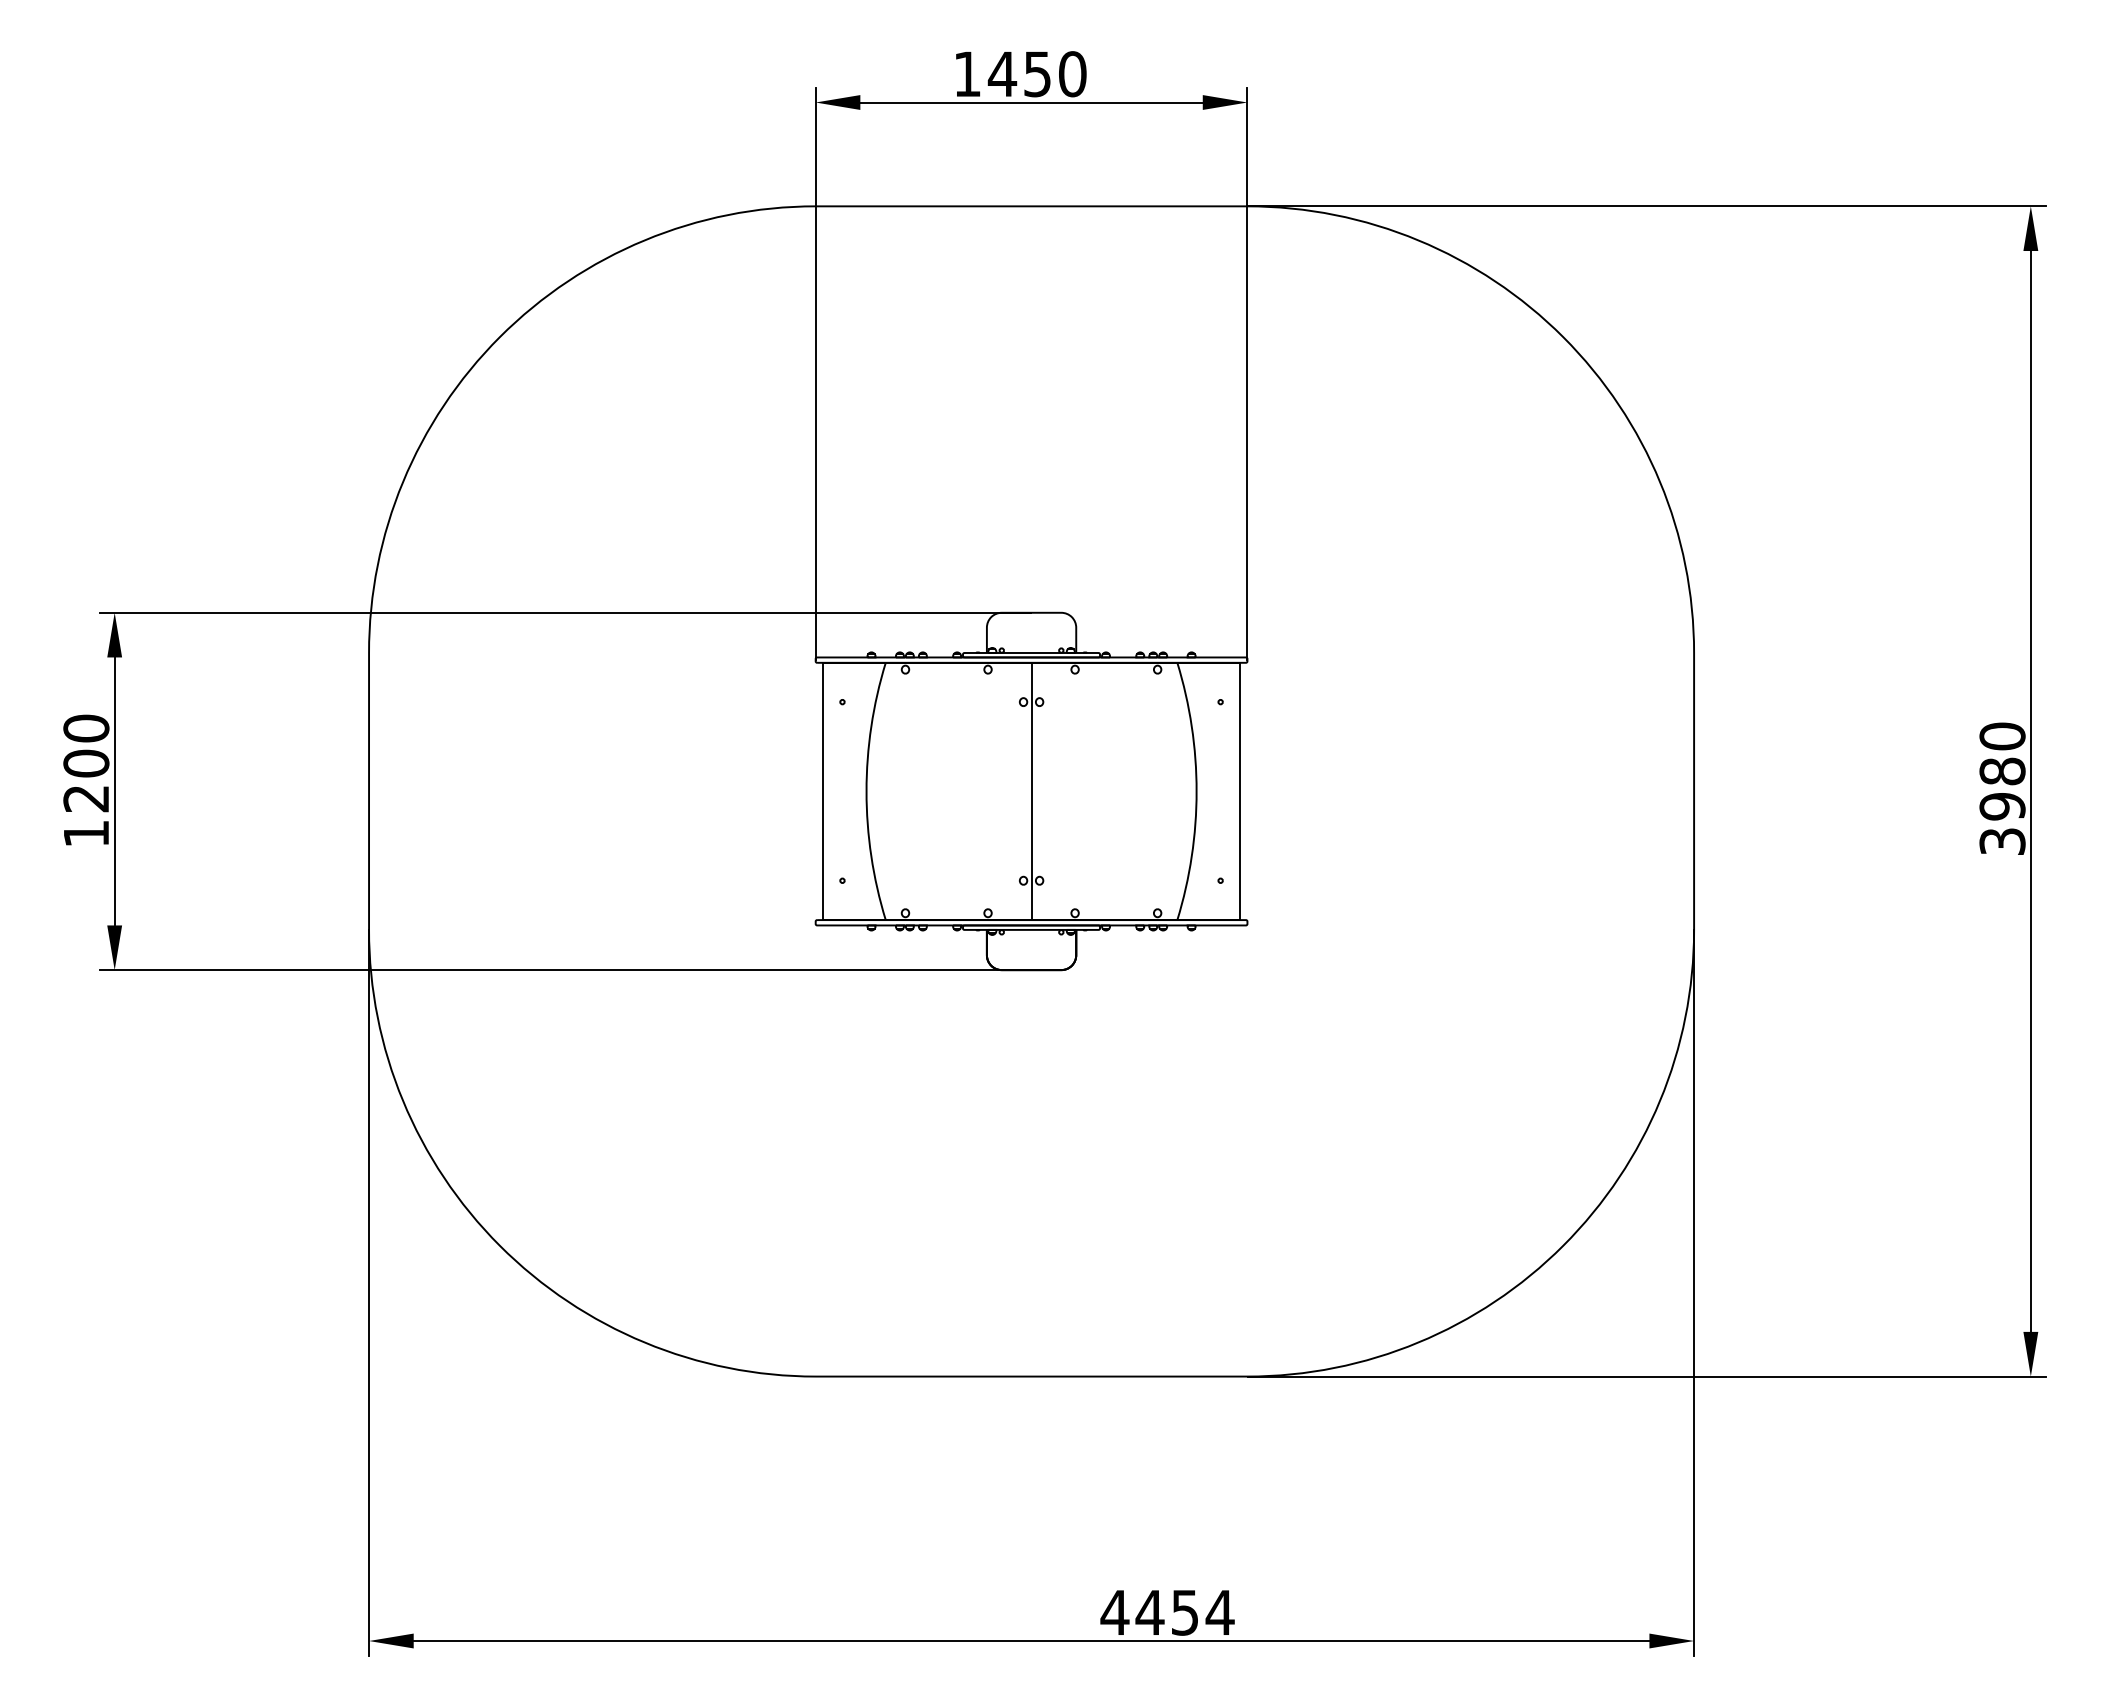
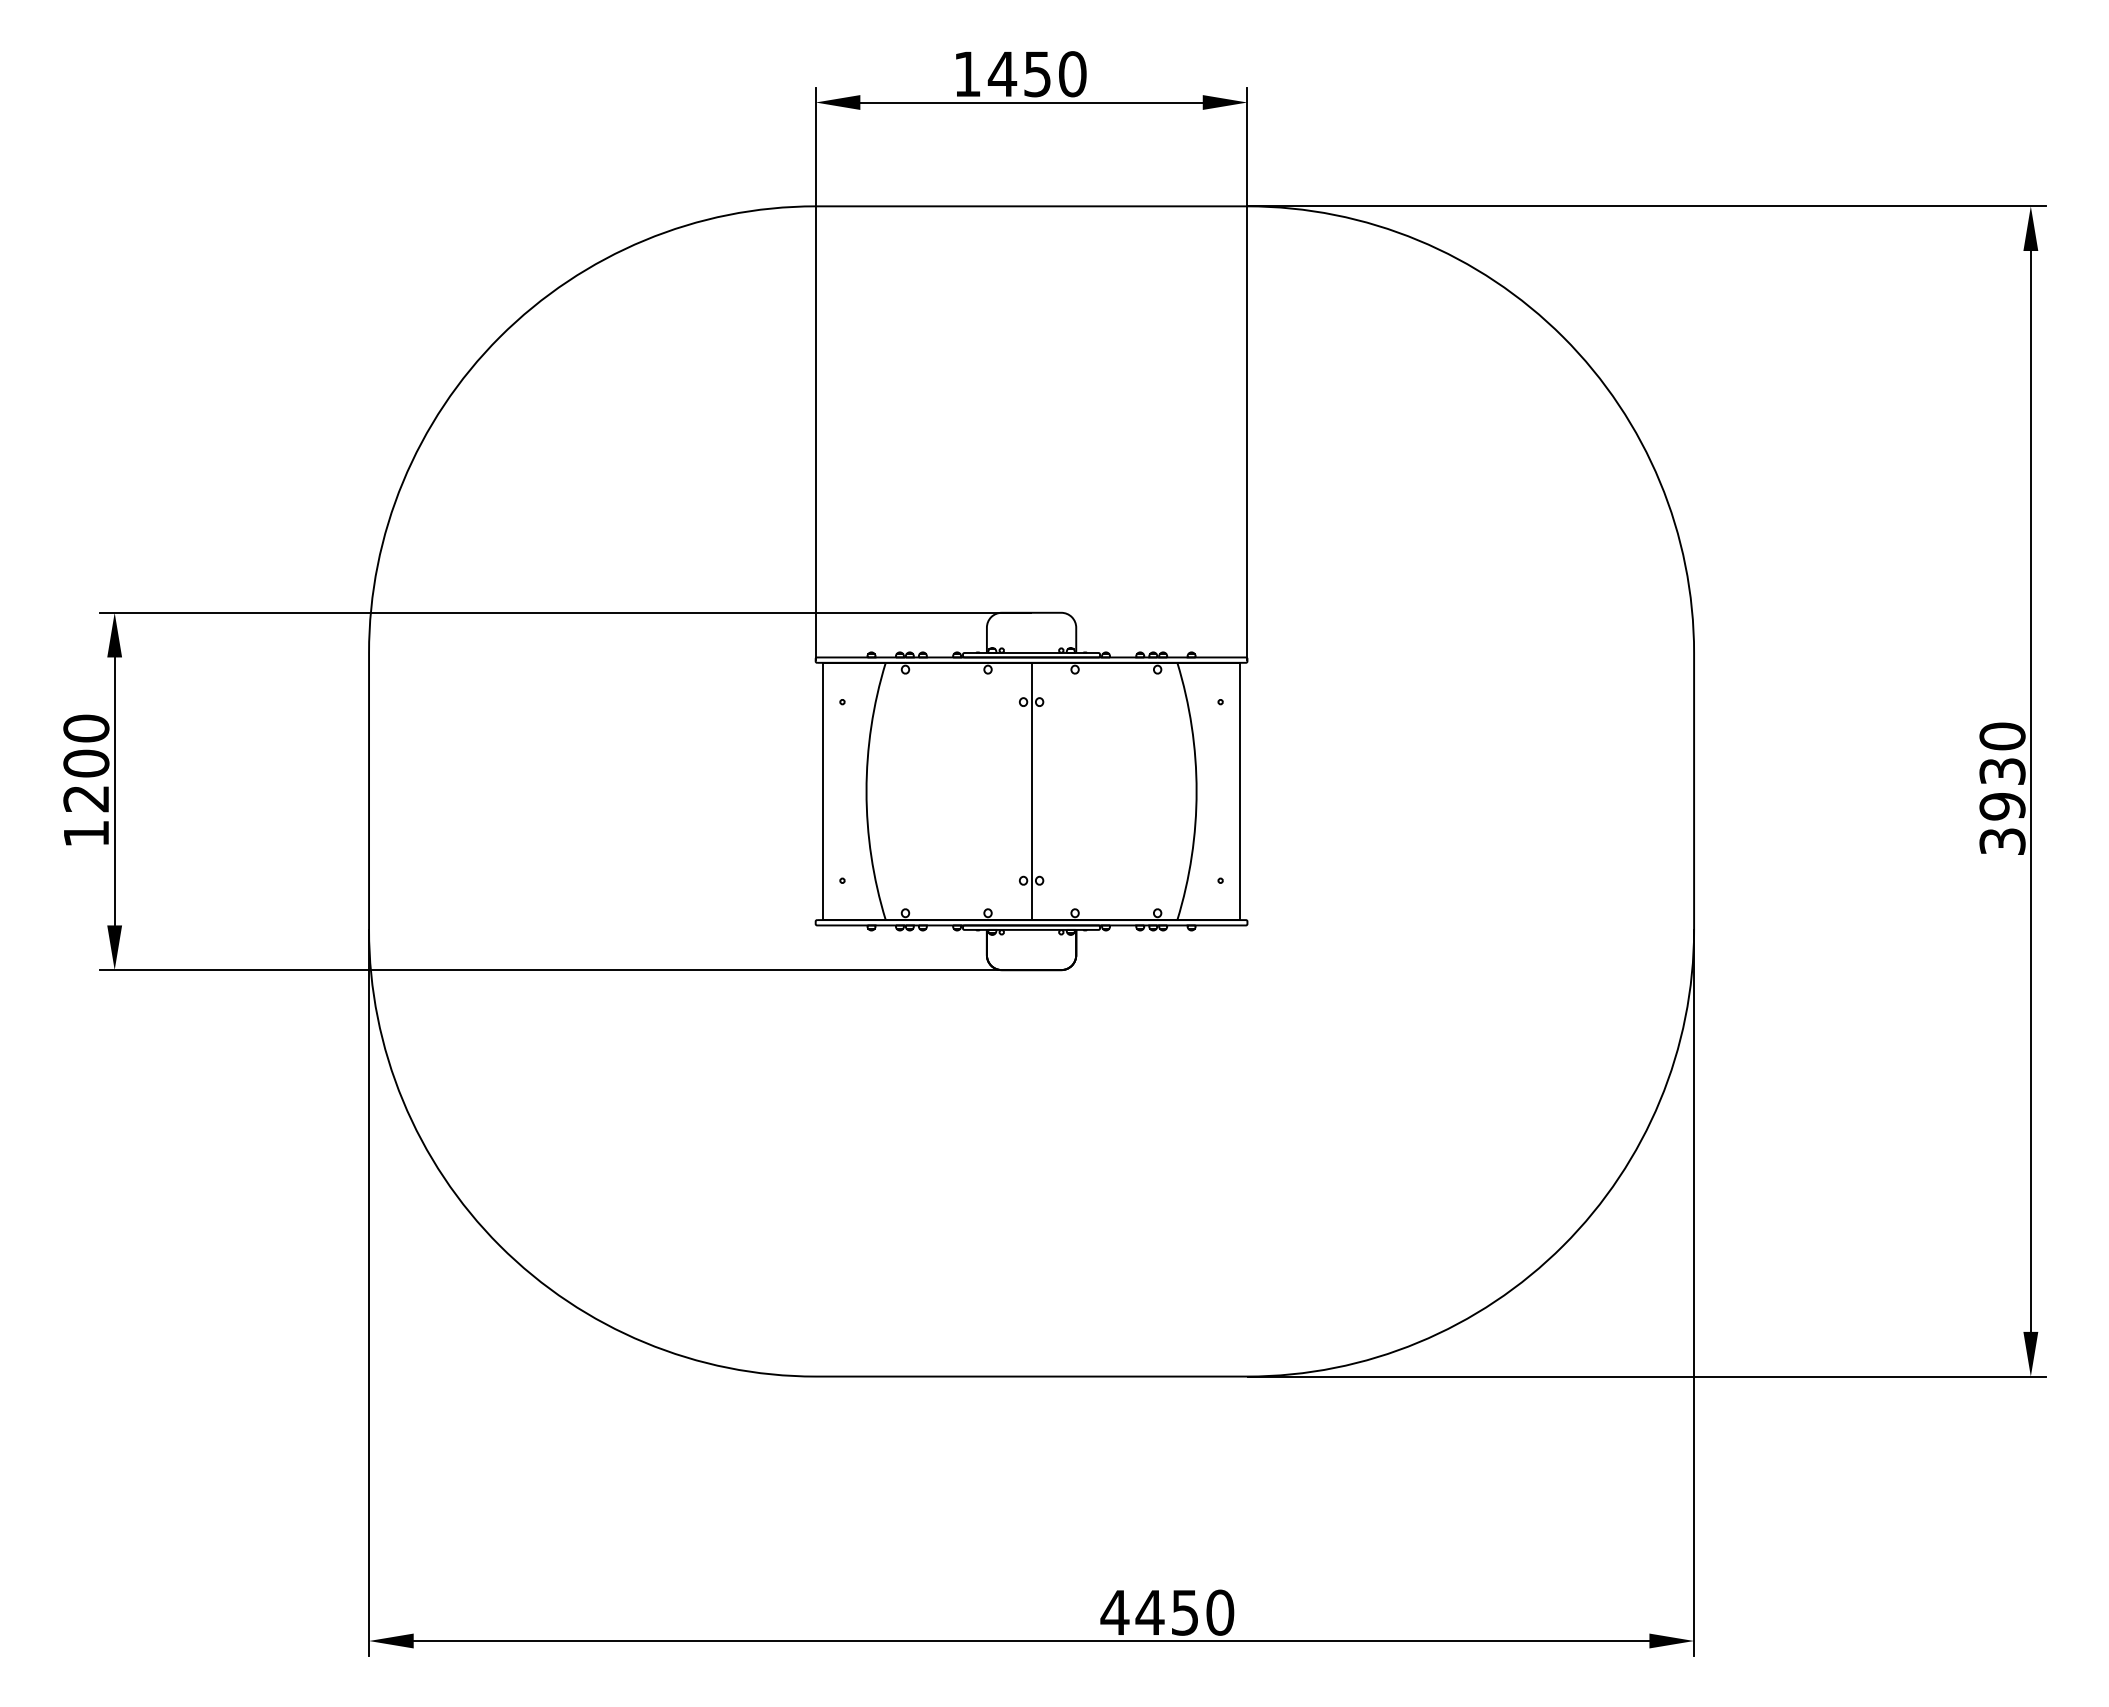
text: 3980 -> 3930 (2002, 771)
text: 4454 -> 4450 (1219, 1612)
